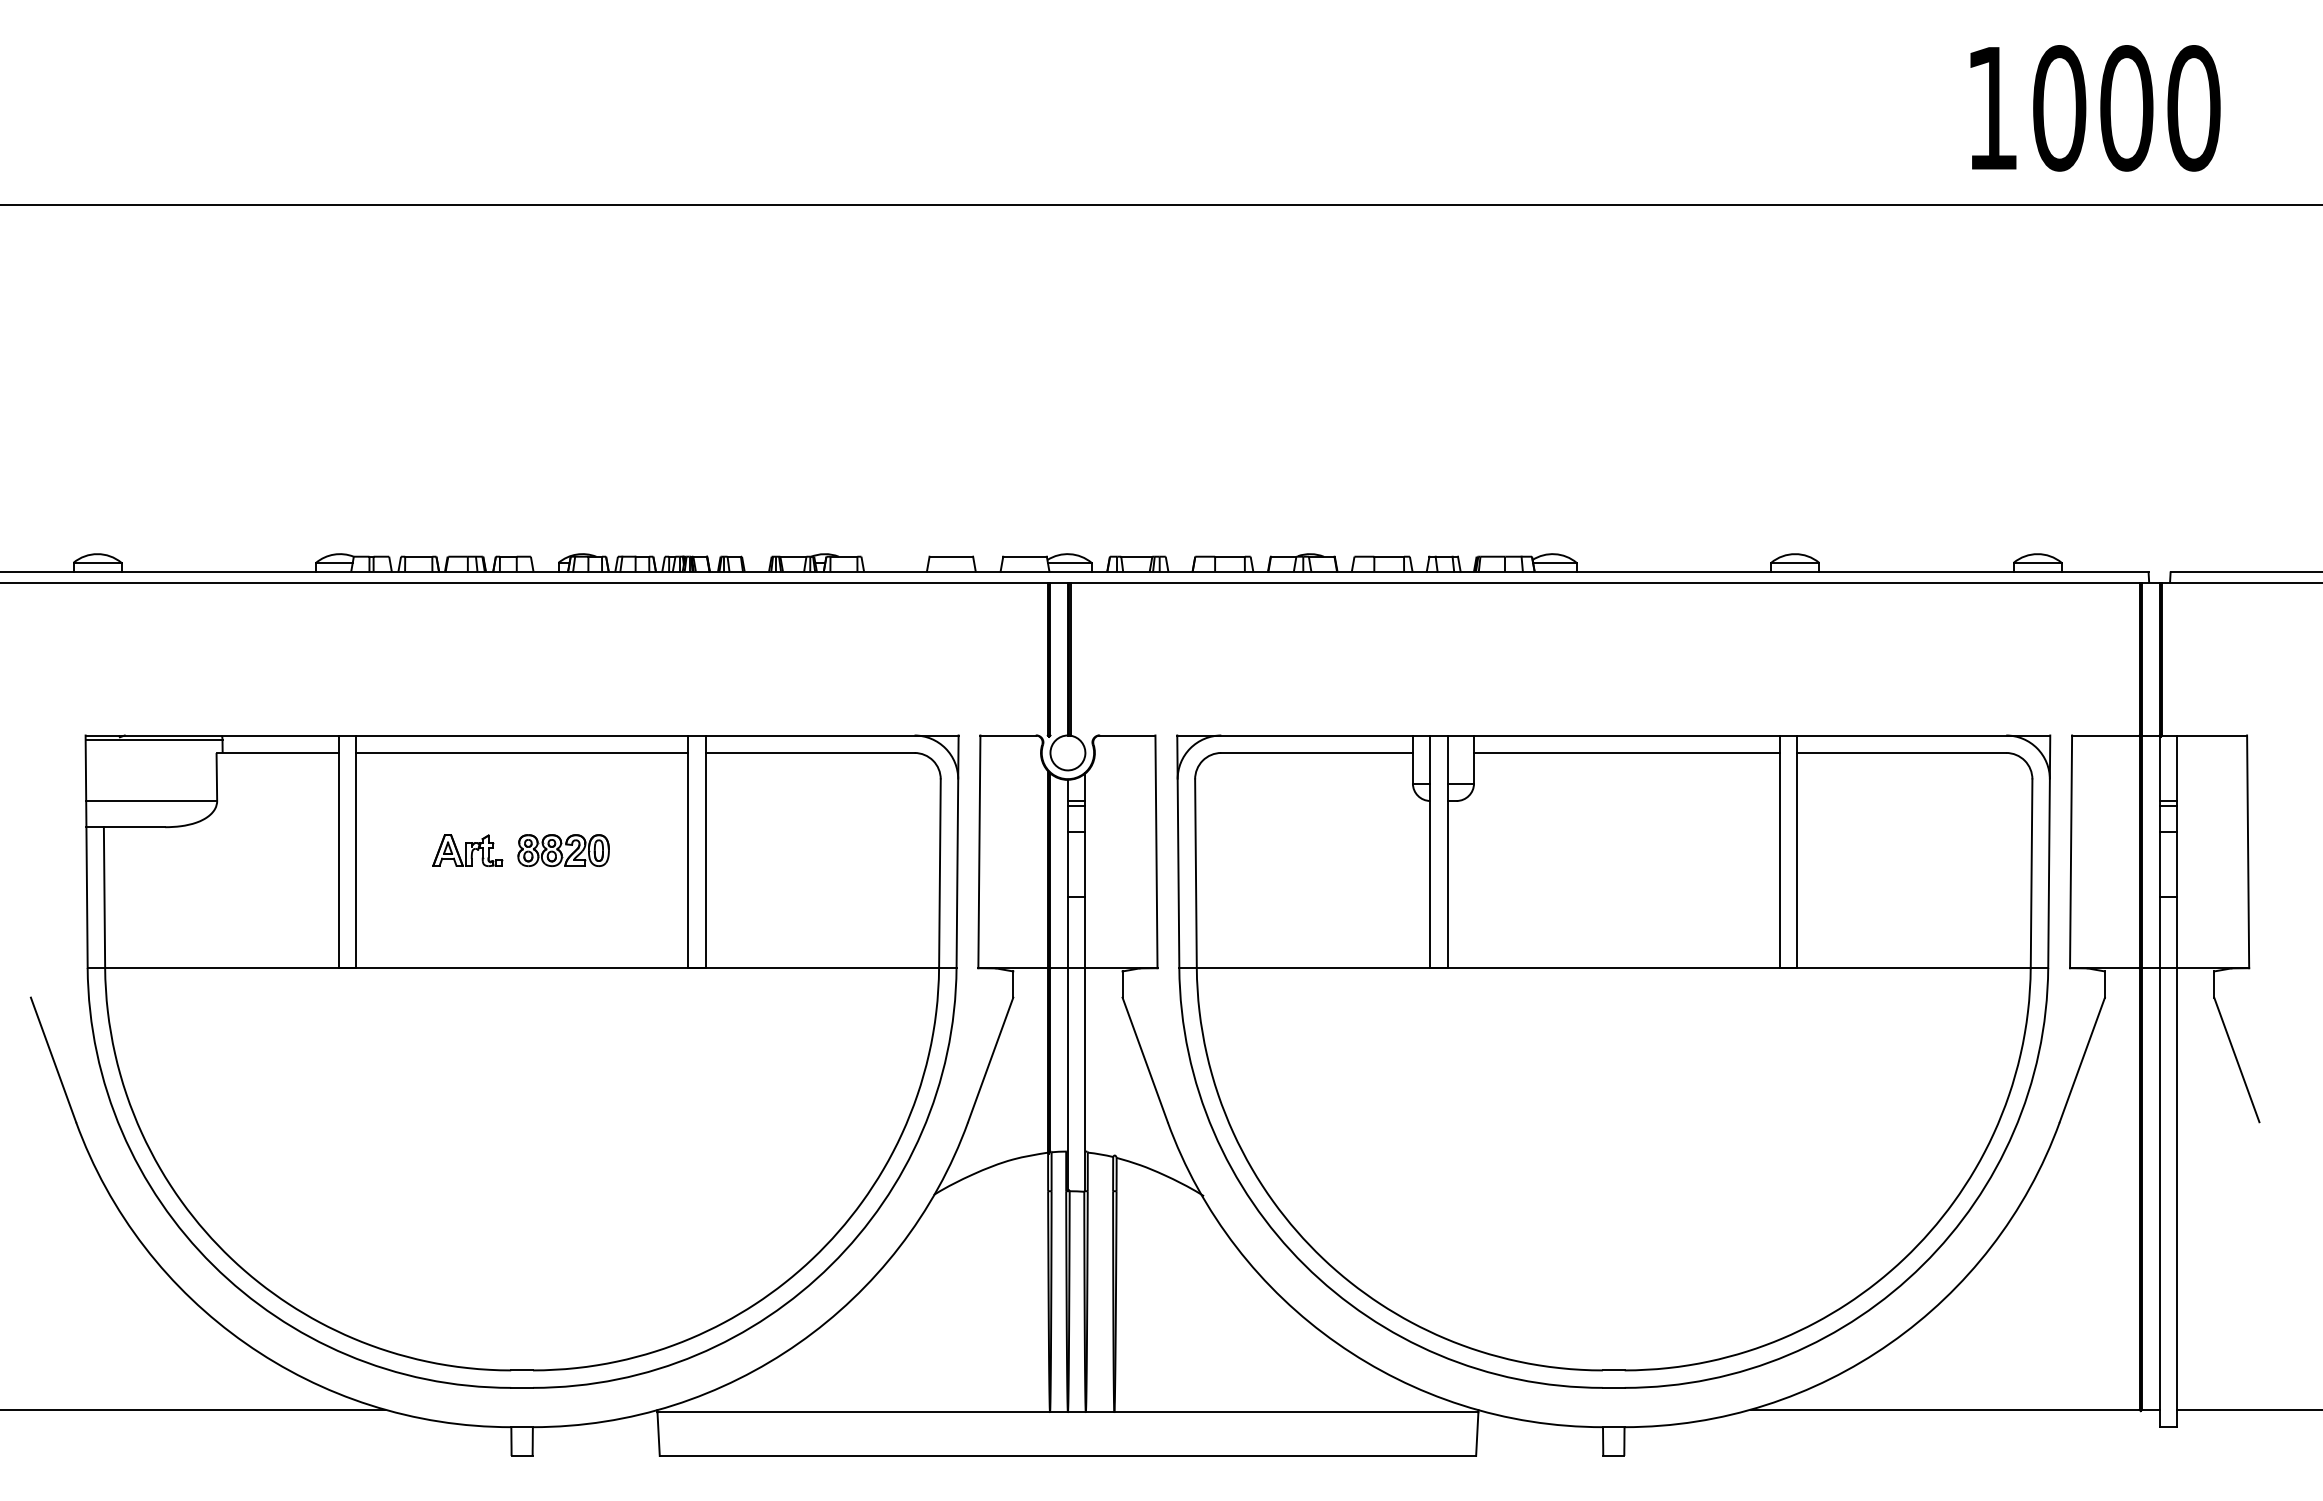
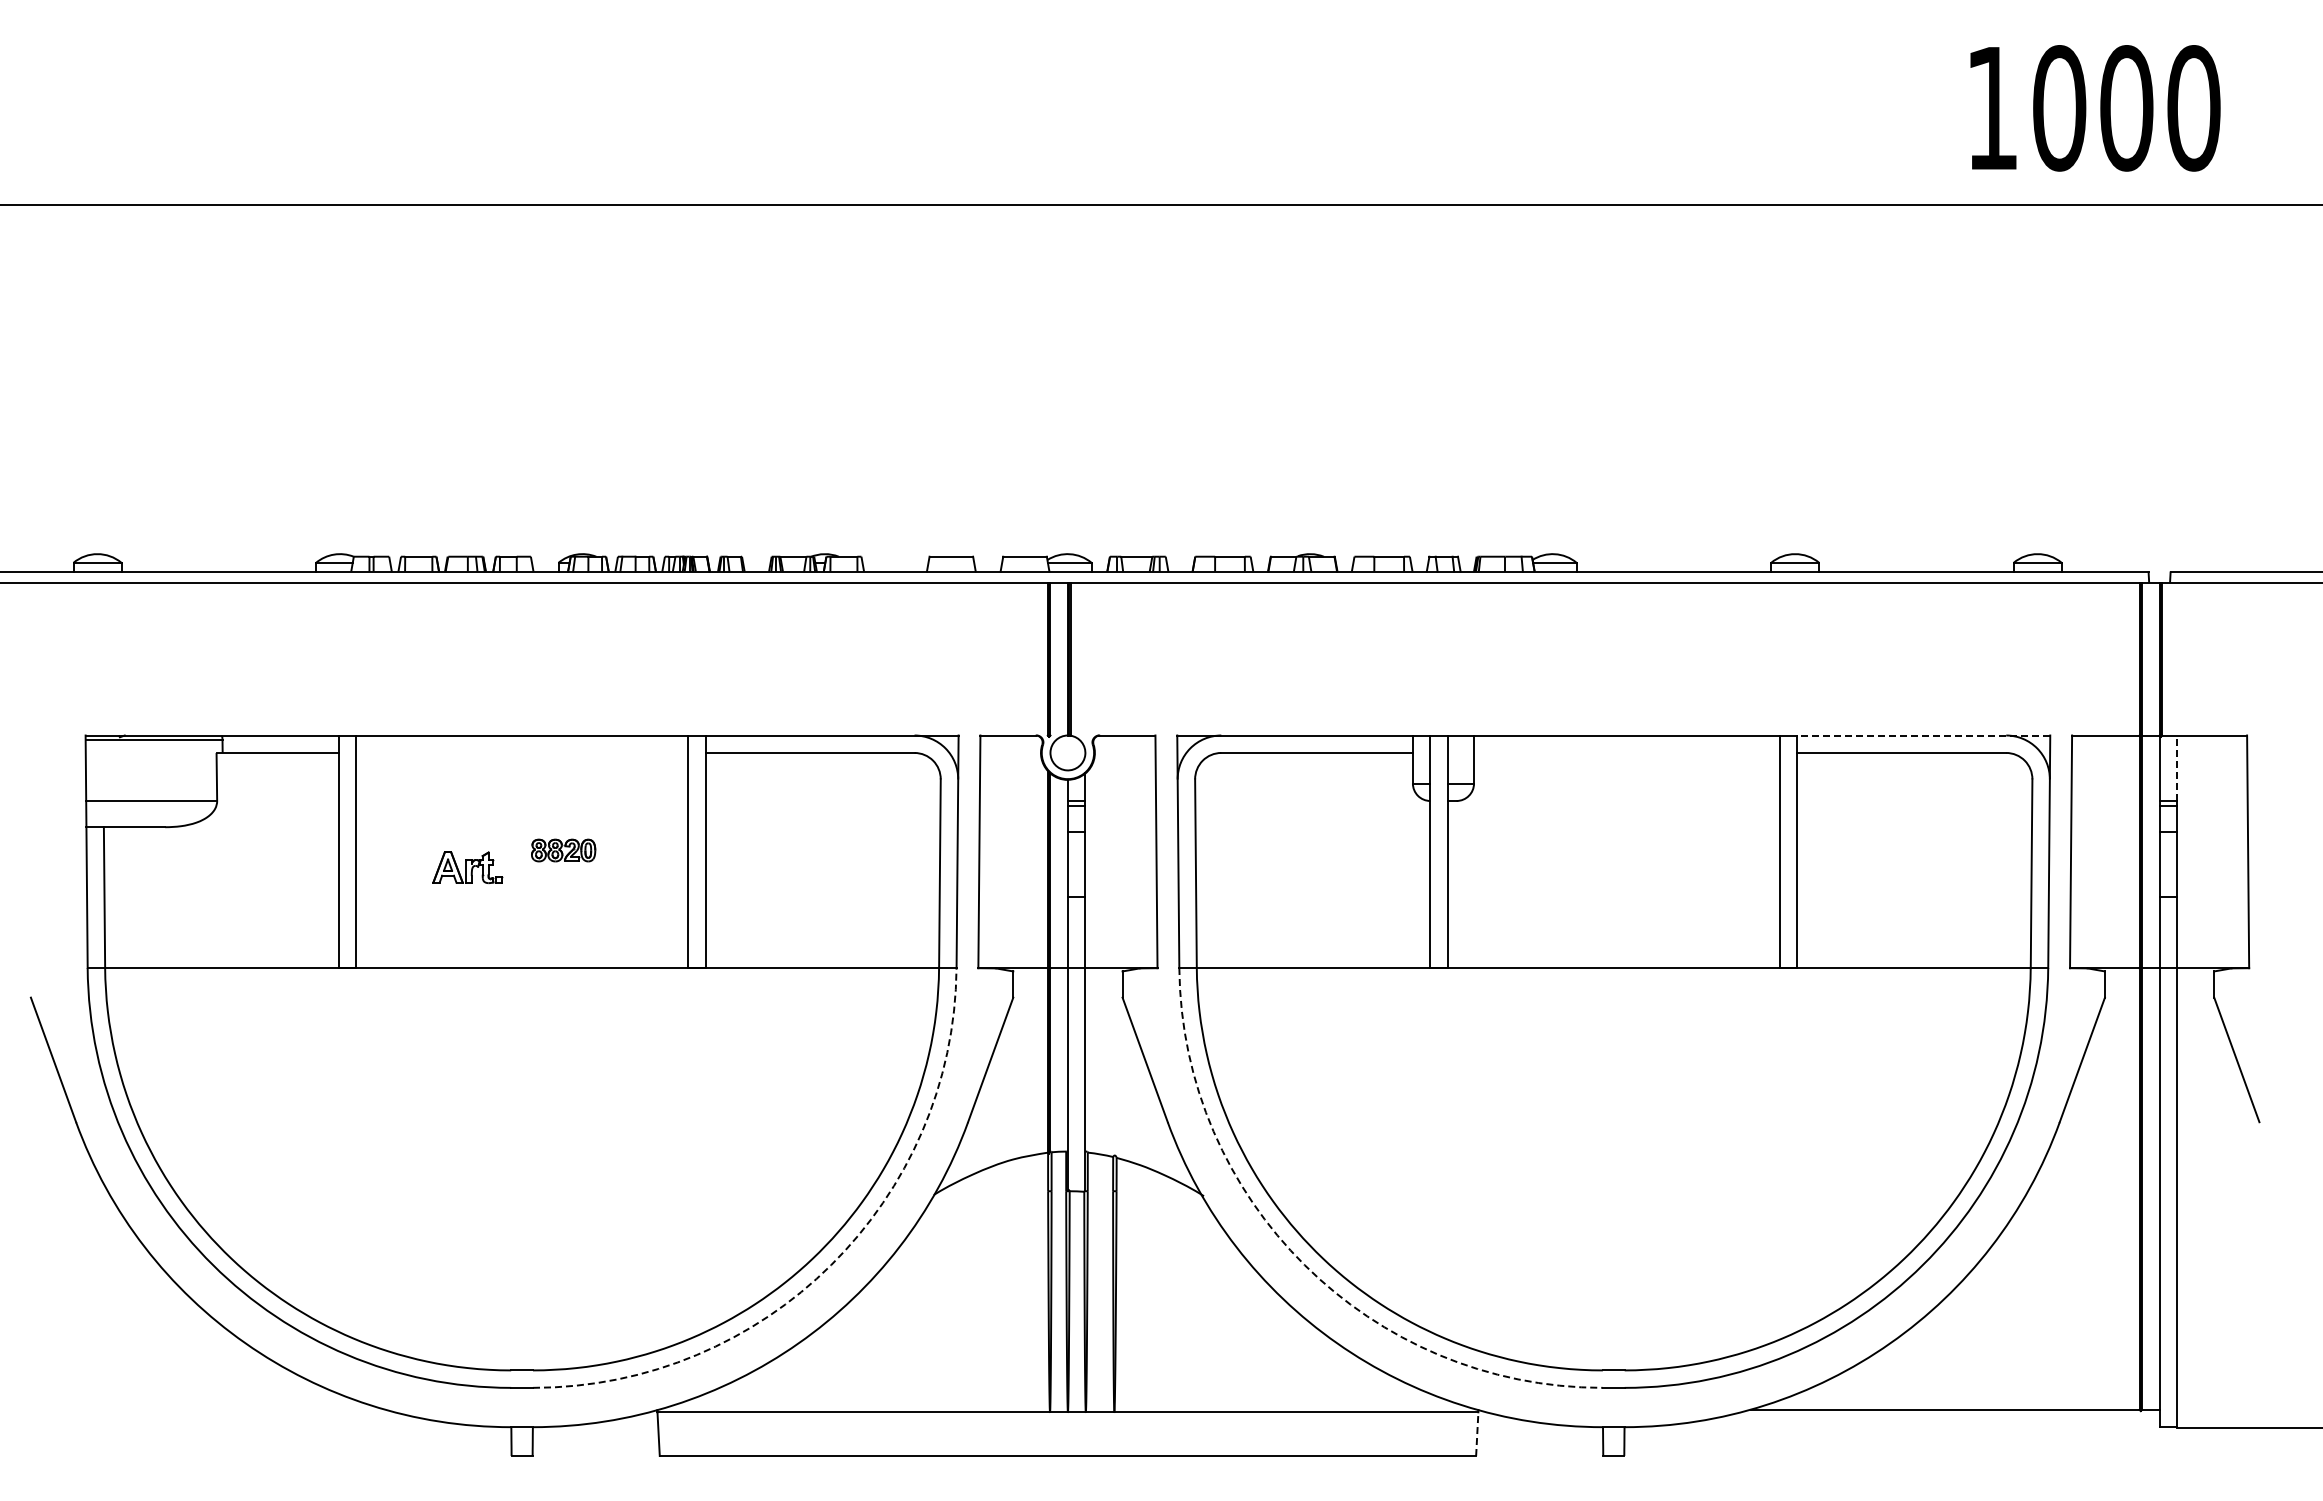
line: solid -> dashed (1923, 735)
line: present -> none (522, 752)
line: present -> none (1626, 752)
line: solid -> dashed (2177, 768)
part position: (467, 850) -> (467, 867) (467, 867)
part size: 93x33 px -> 66x25 px (563, 850)
arc: solid -> dashed (831, 1265)
arc: solid -> dashed (1304, 1265)
line: present -> none (193, 1409)
line position: (2248, 1409) -> (2248, 1427) (2248, 1427)
line: solid -> dashed (1477, 1434)
